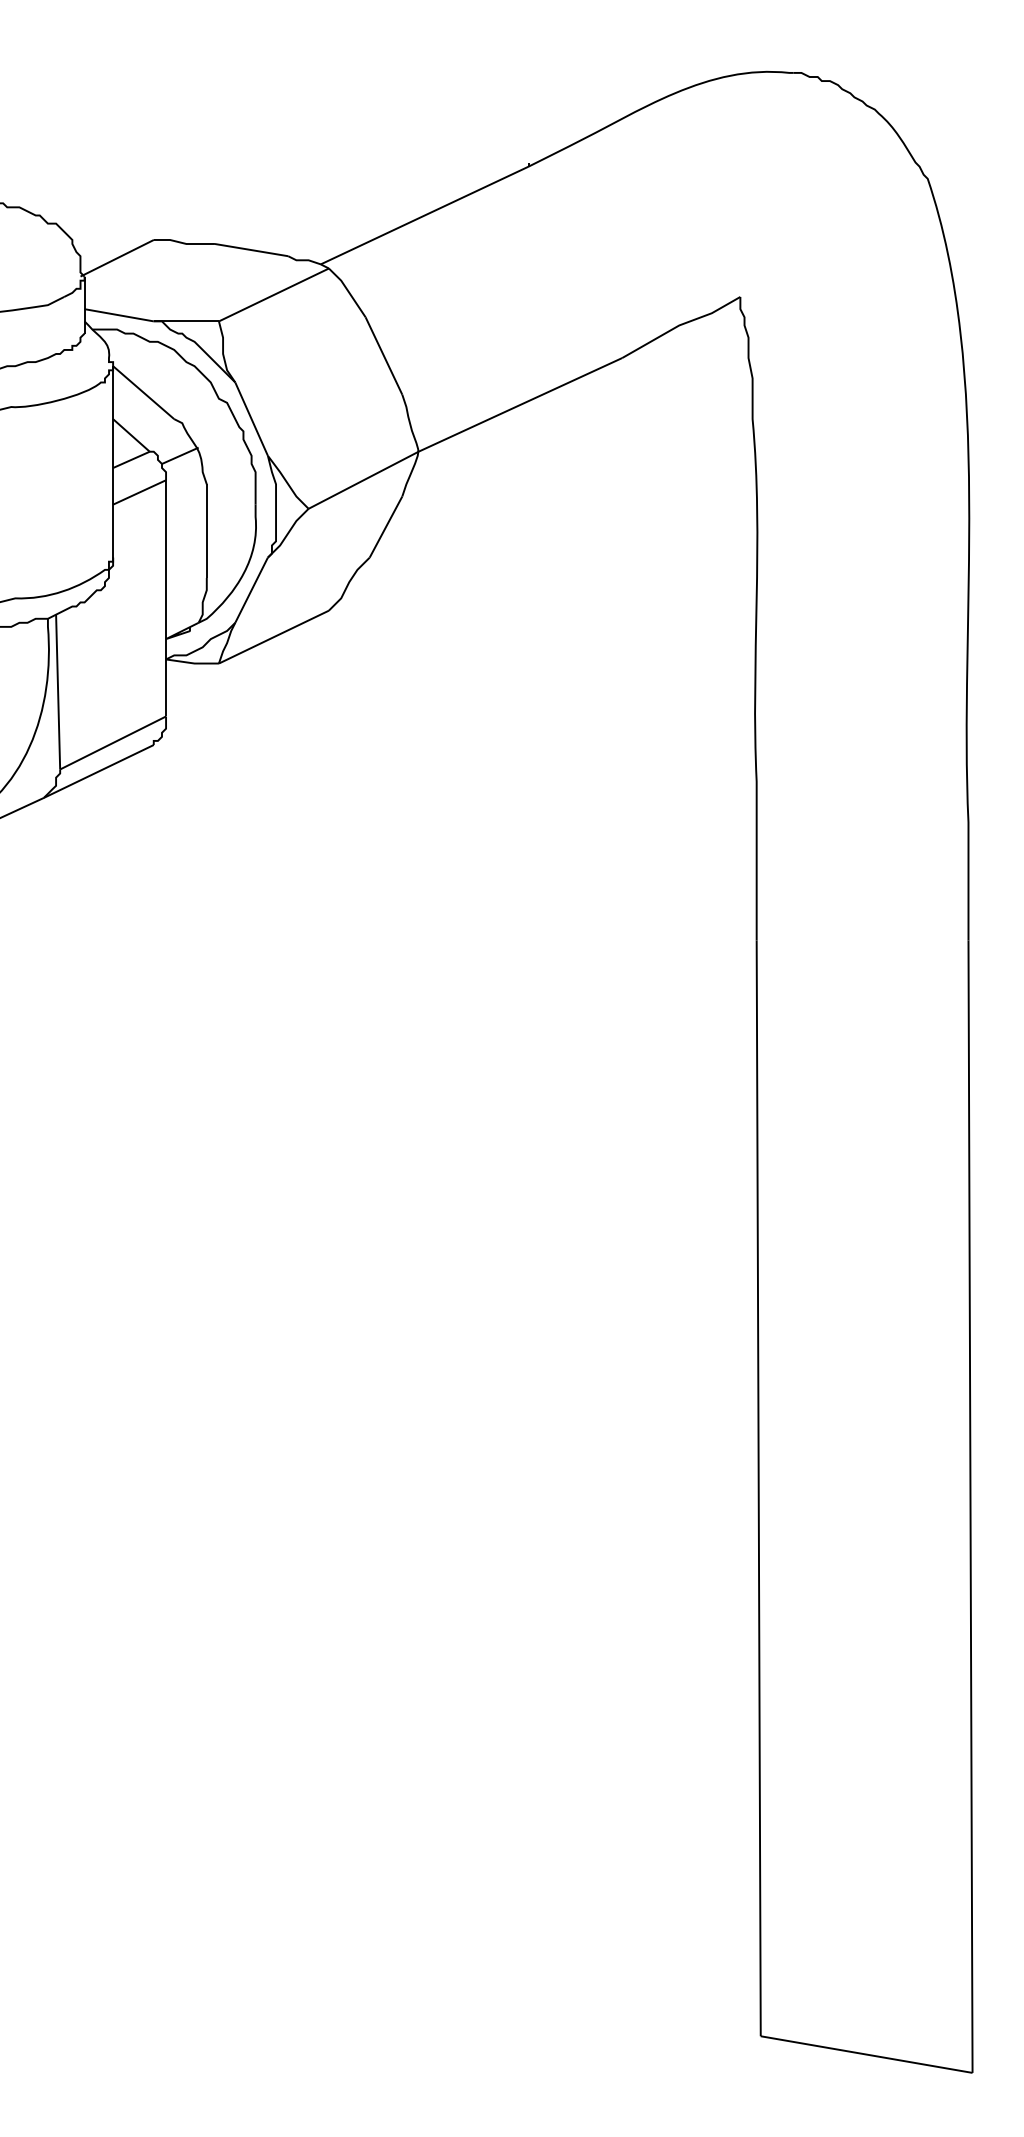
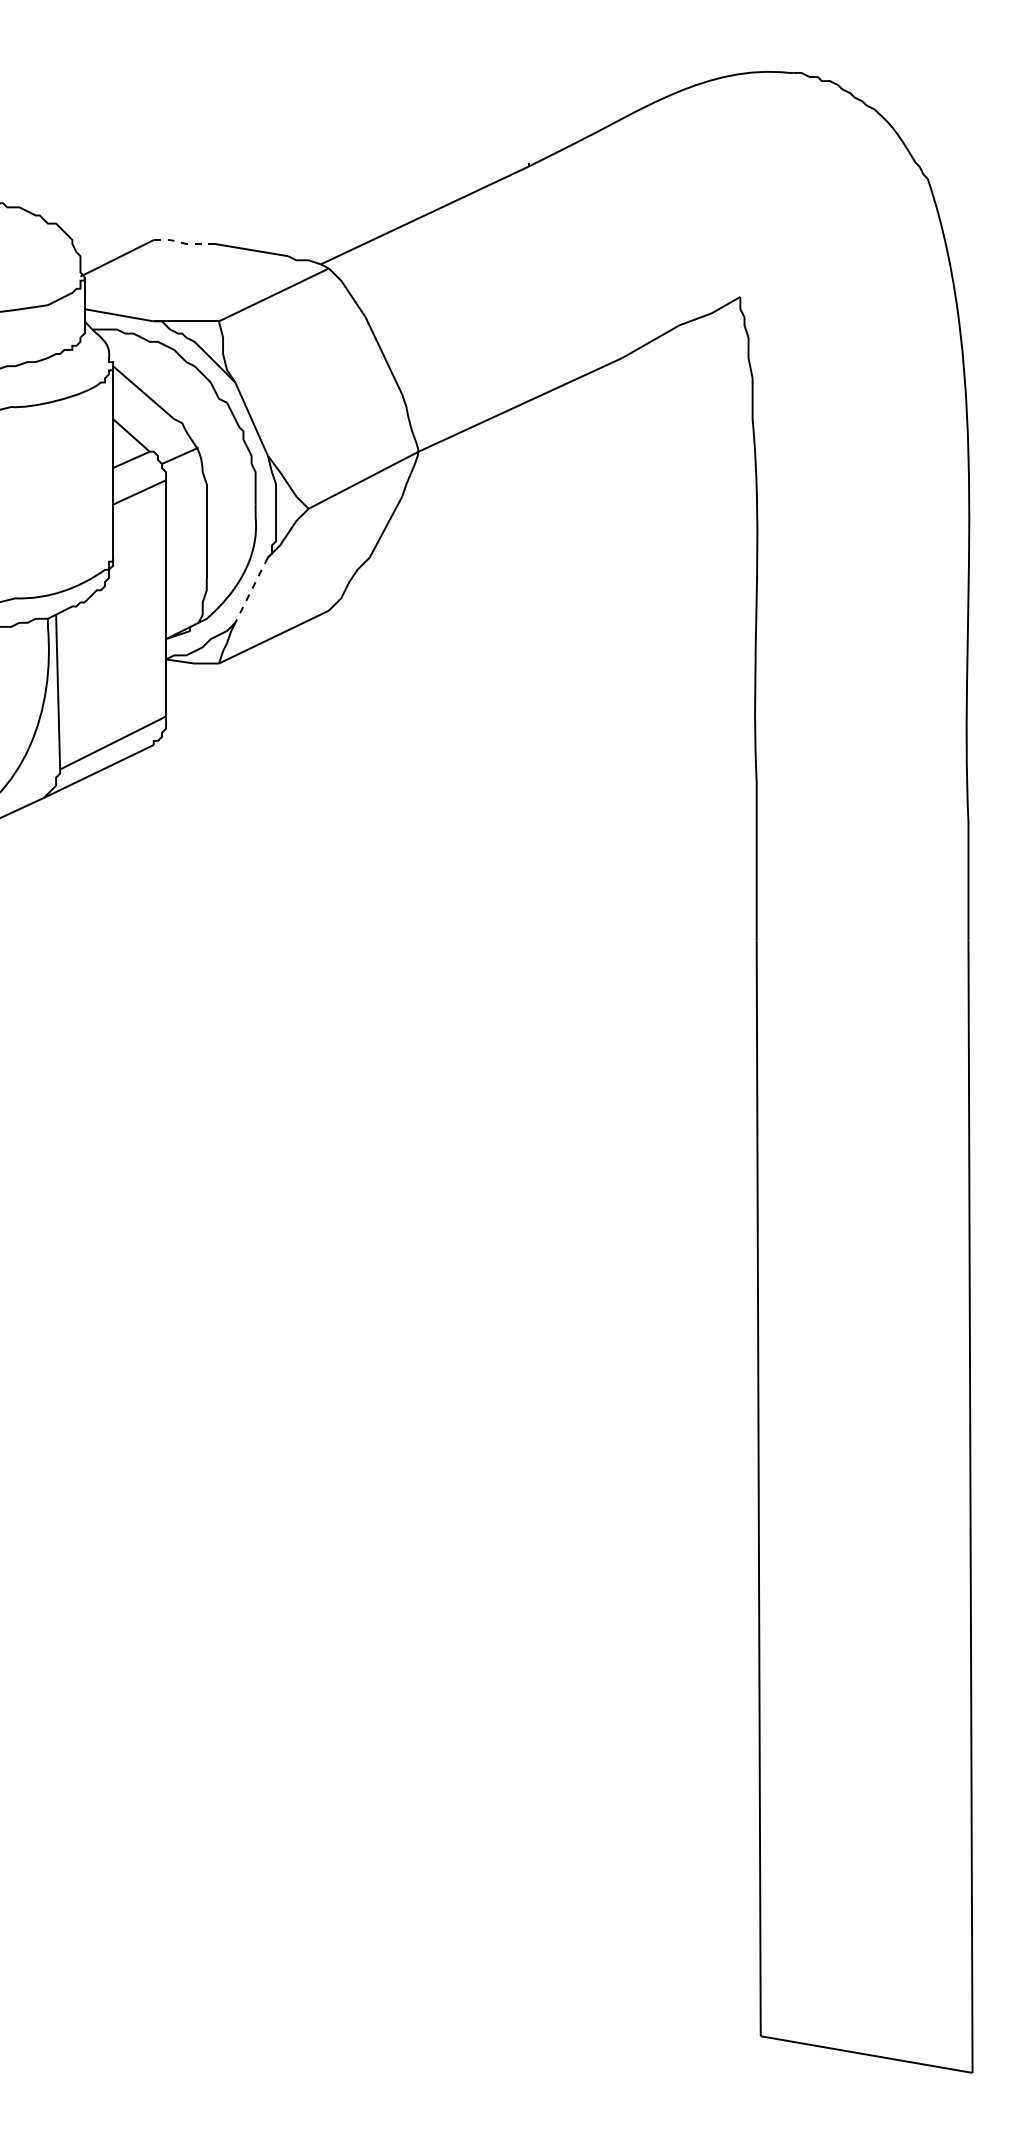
line: solid -> dashed (184, 243)
line: solid -> dashed (251, 590)
